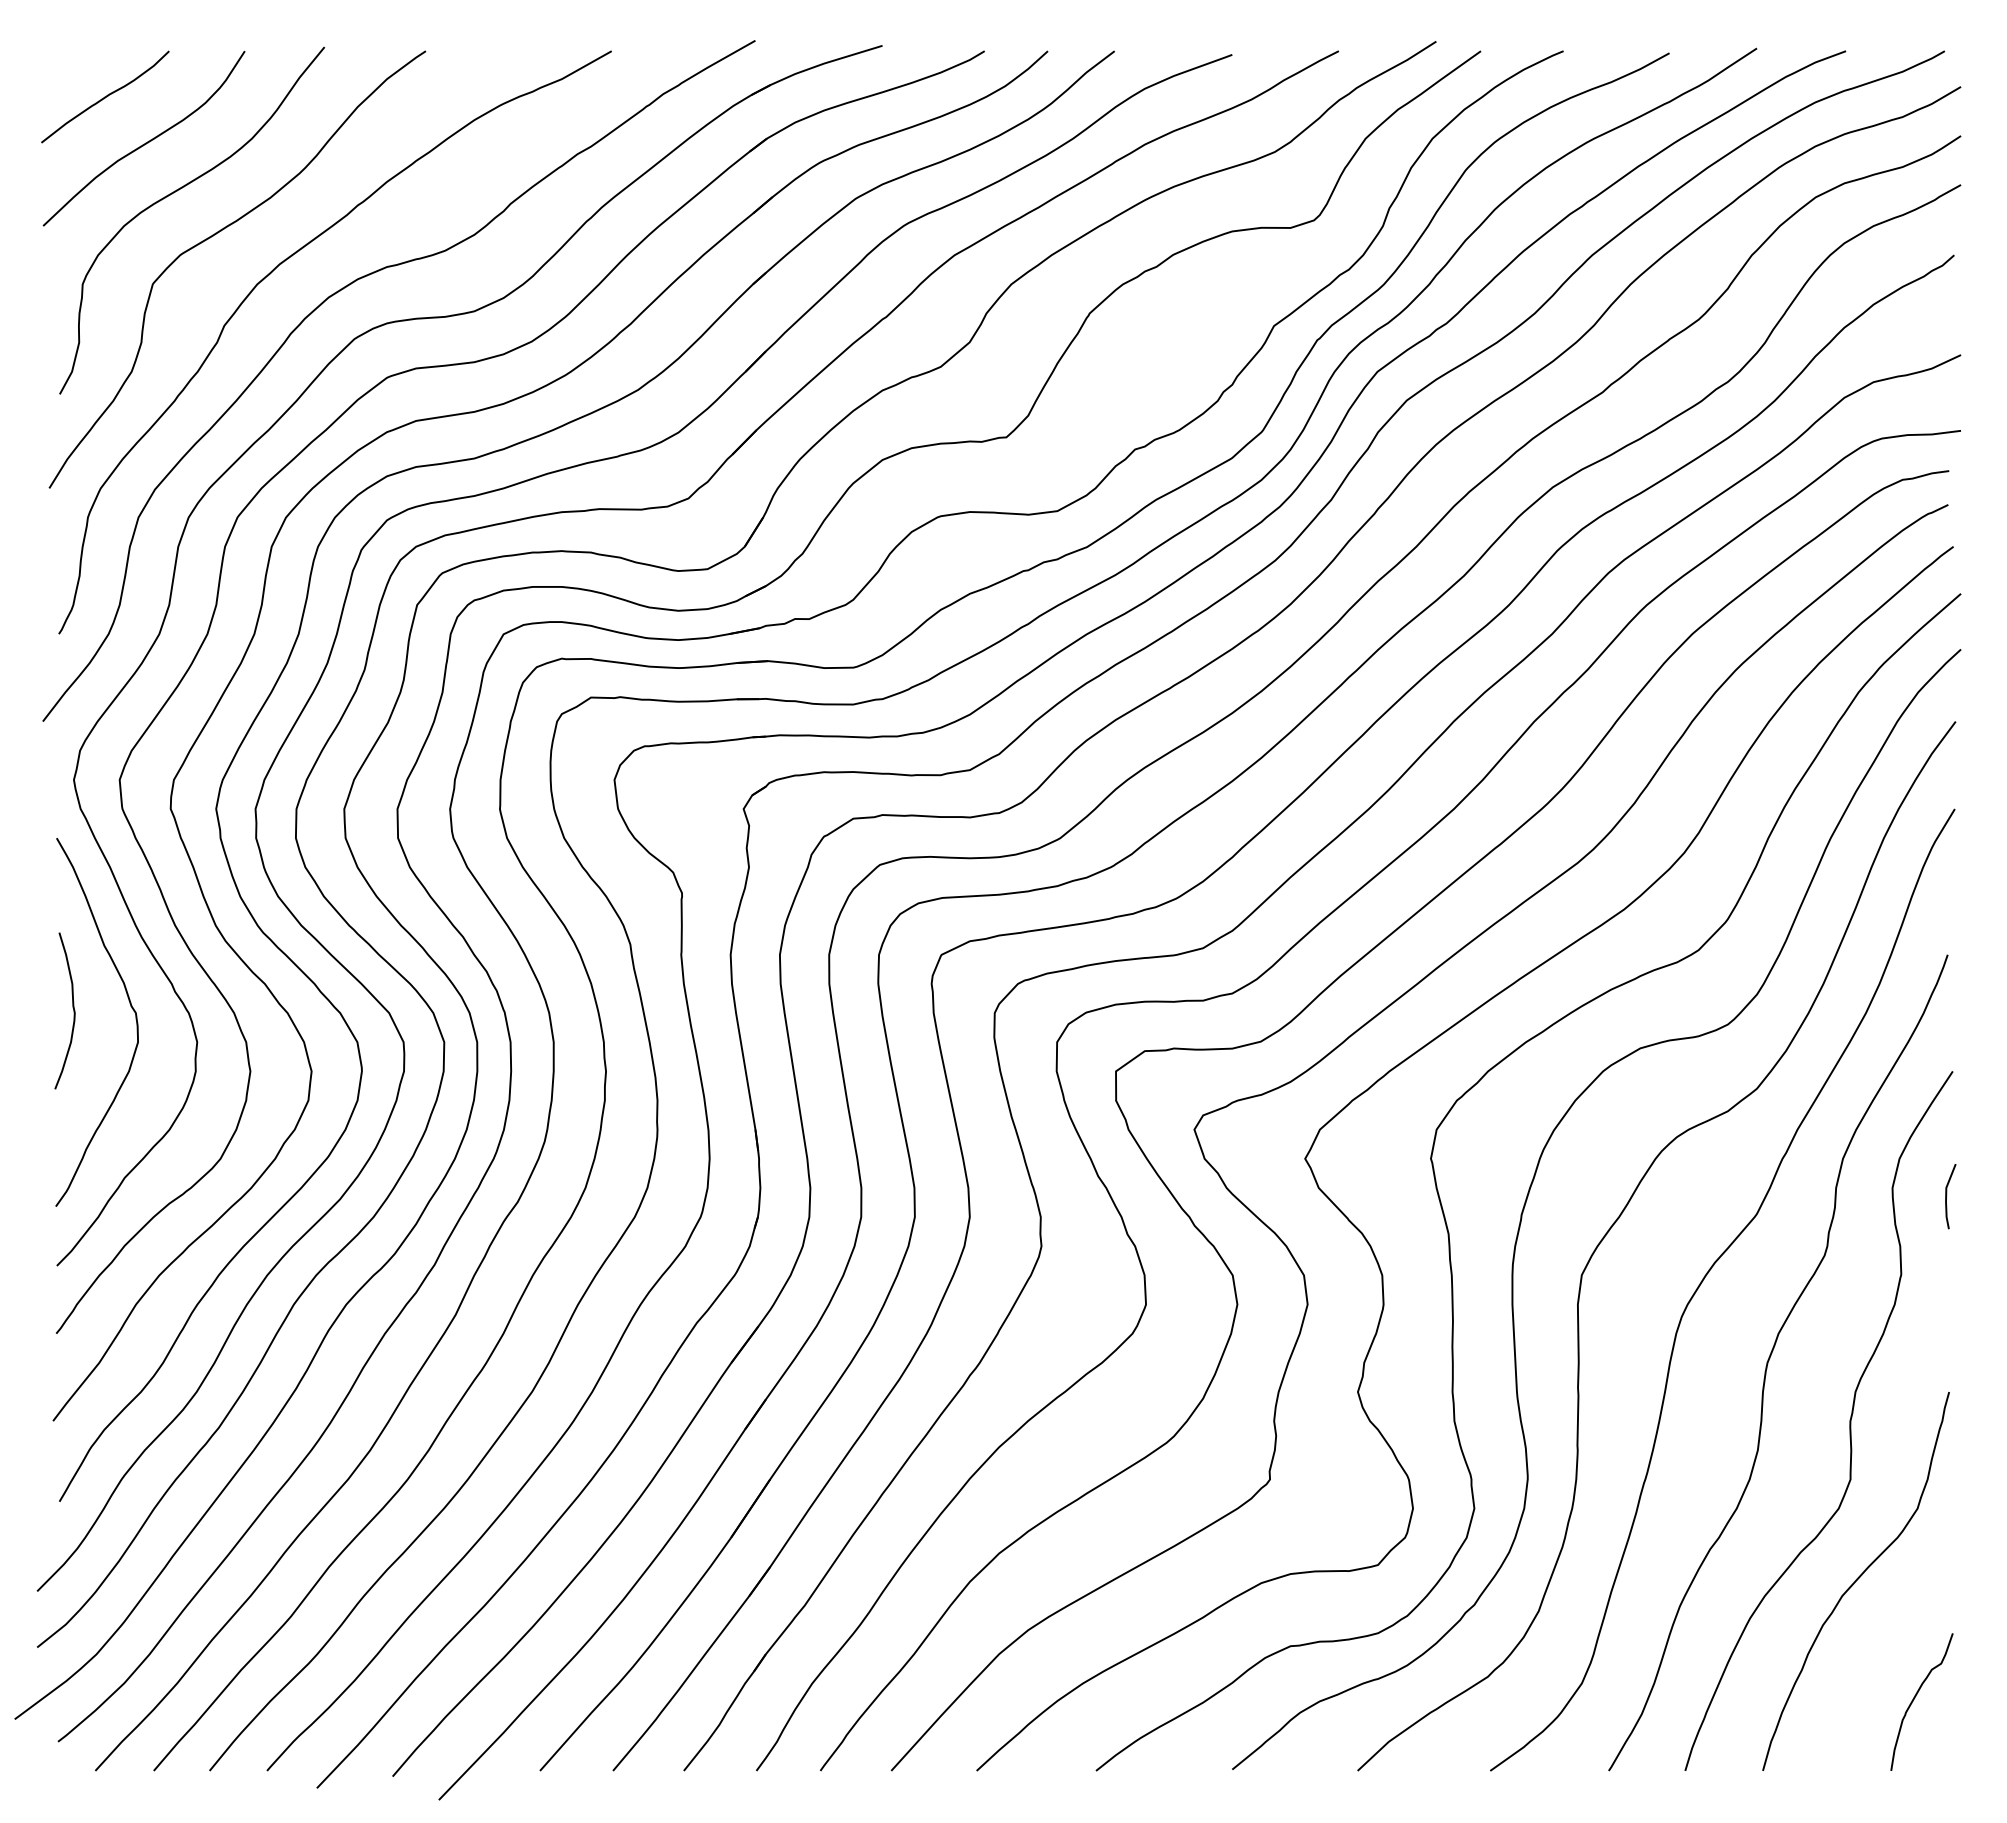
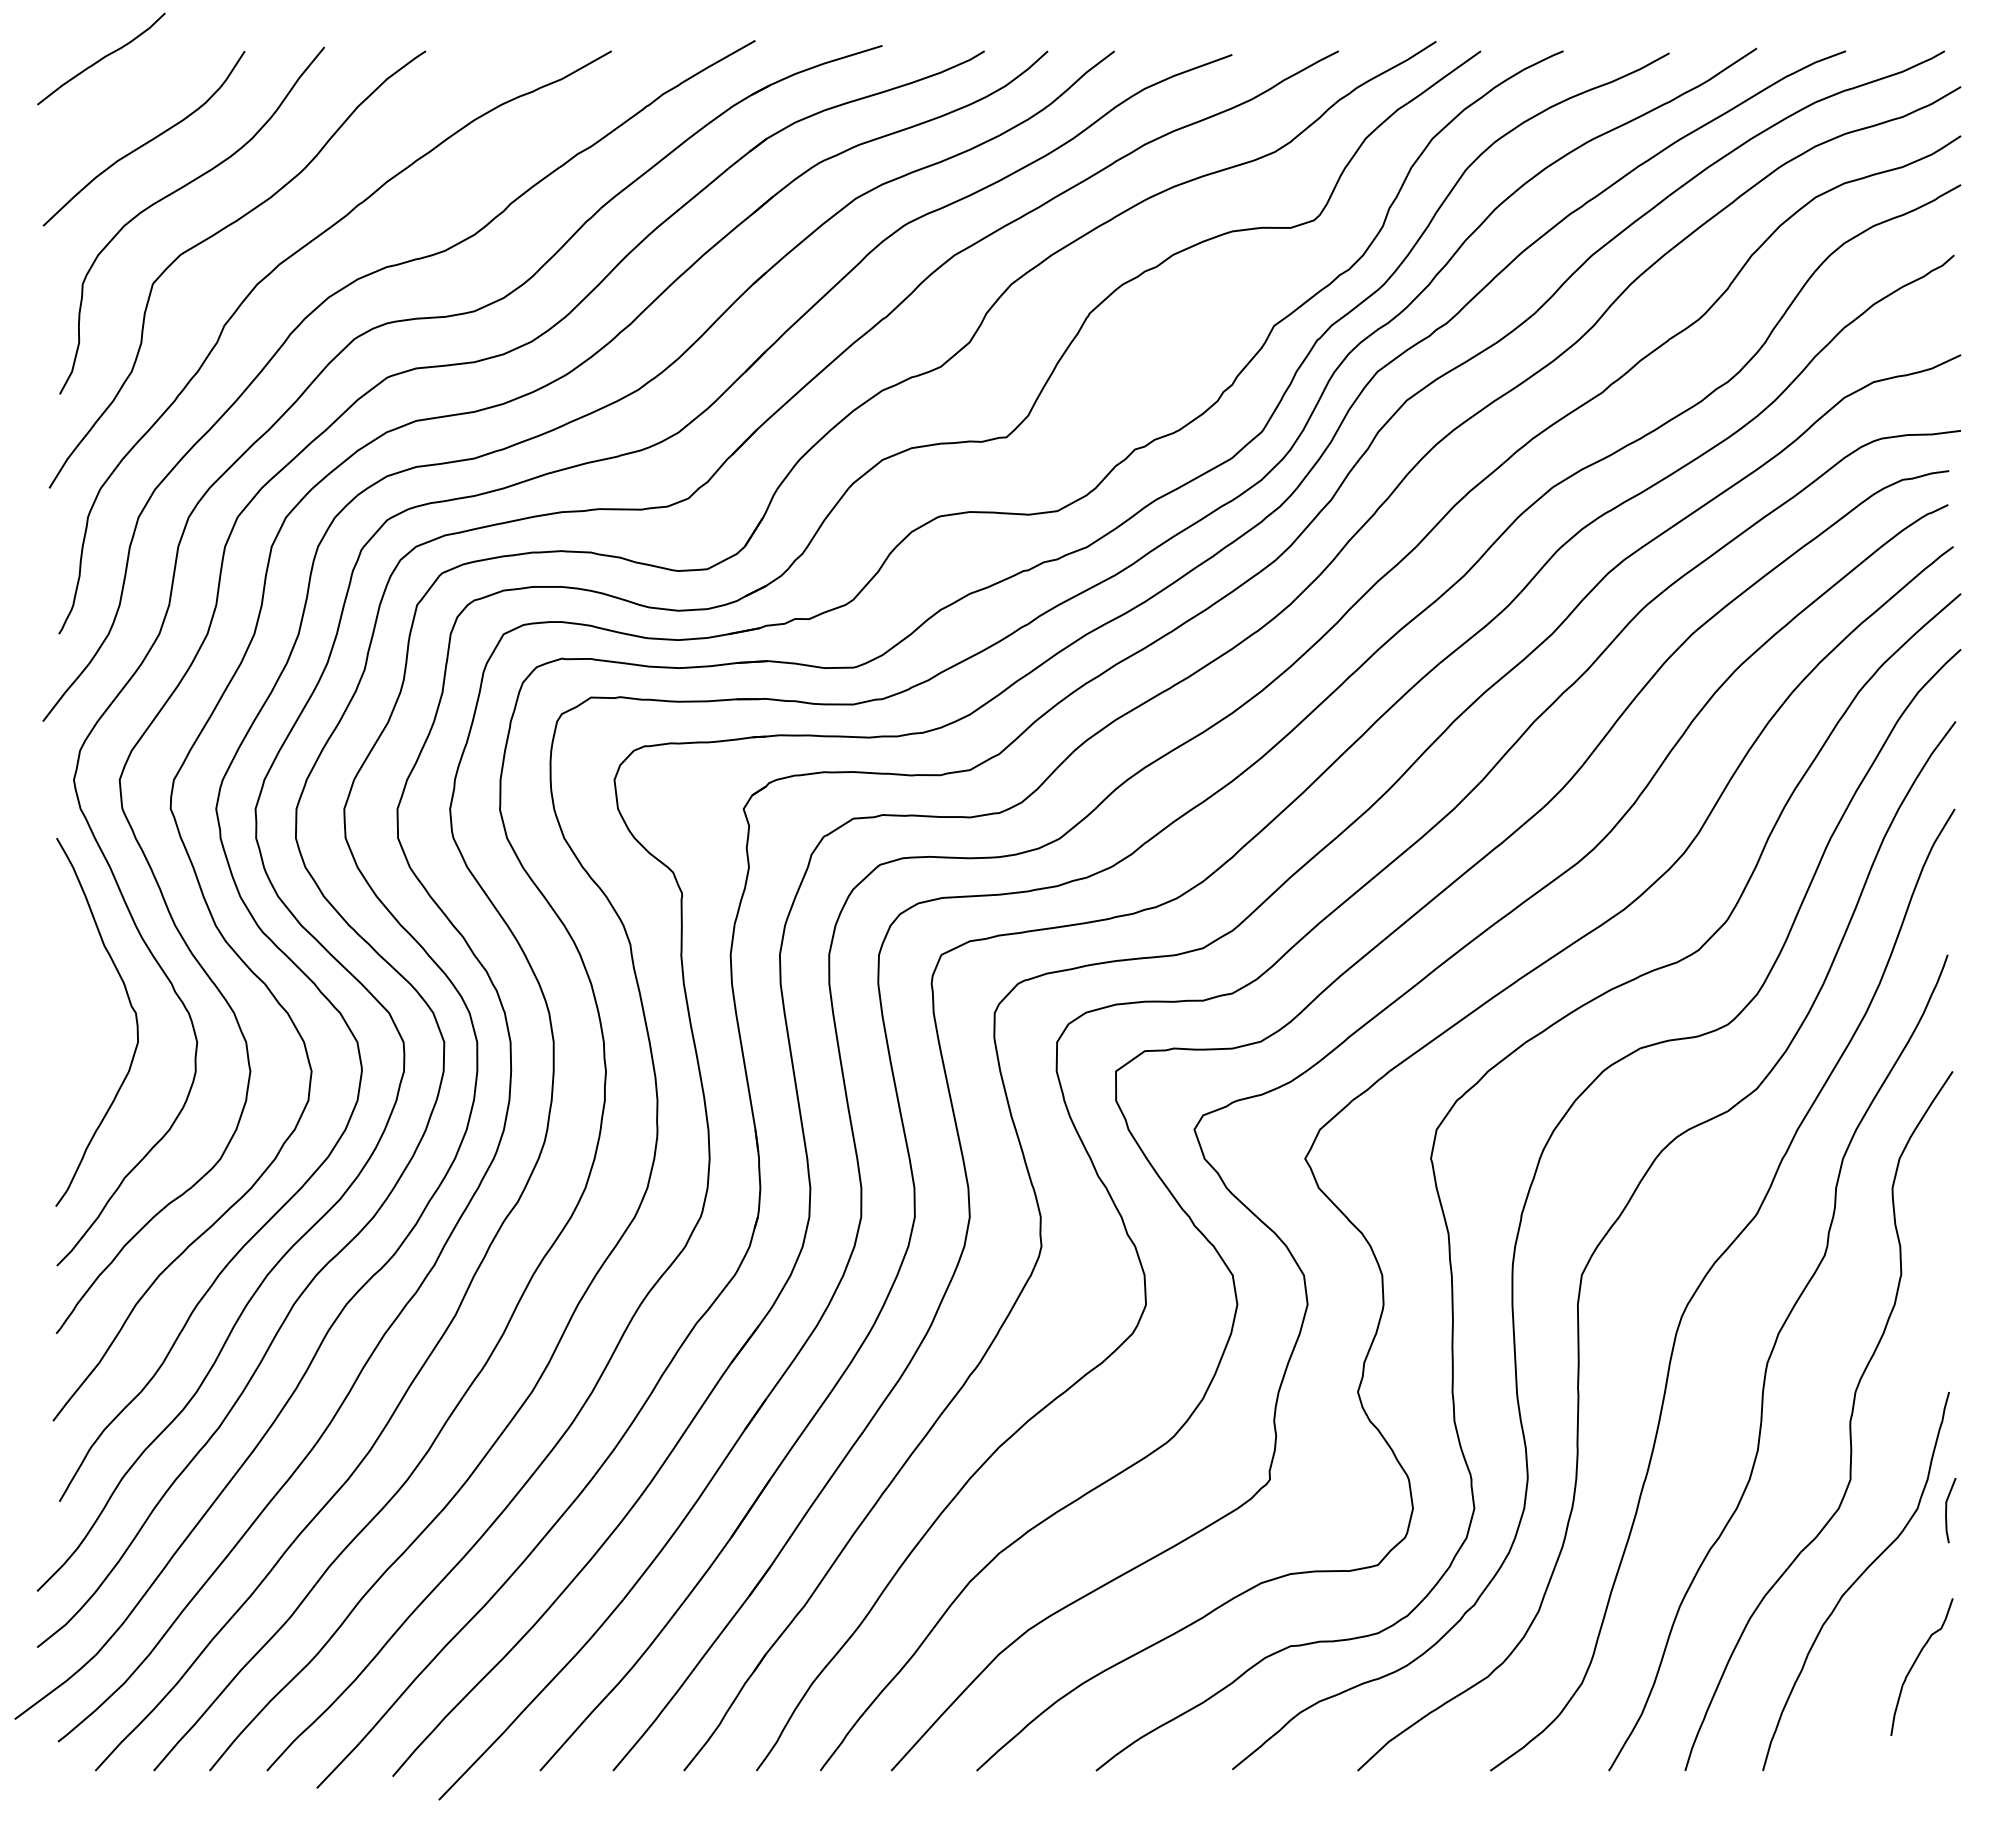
curve position: (105, 96) -> (101, 58) (101, 58)
curve: present -> none (72, 1007)
line position: (1947, 1195) -> (1947, 1509) (1947, 1509)
curve position: (1915, 1698) -> (1915, 1663) (1915, 1663)
